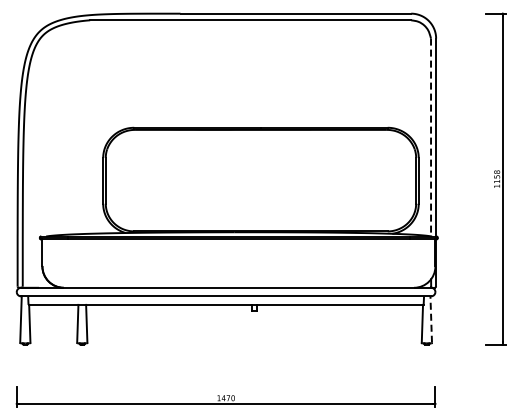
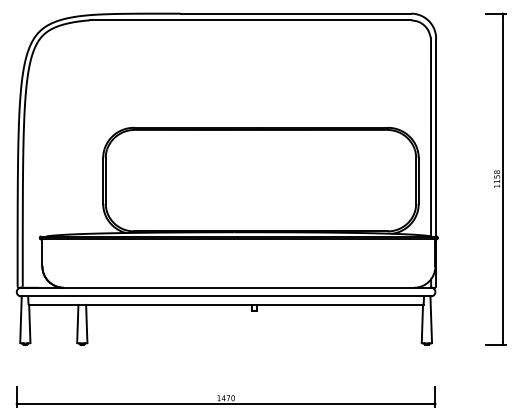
line: dashed -> solid (431, 137)
line: dashed -> solid (431, 319)
